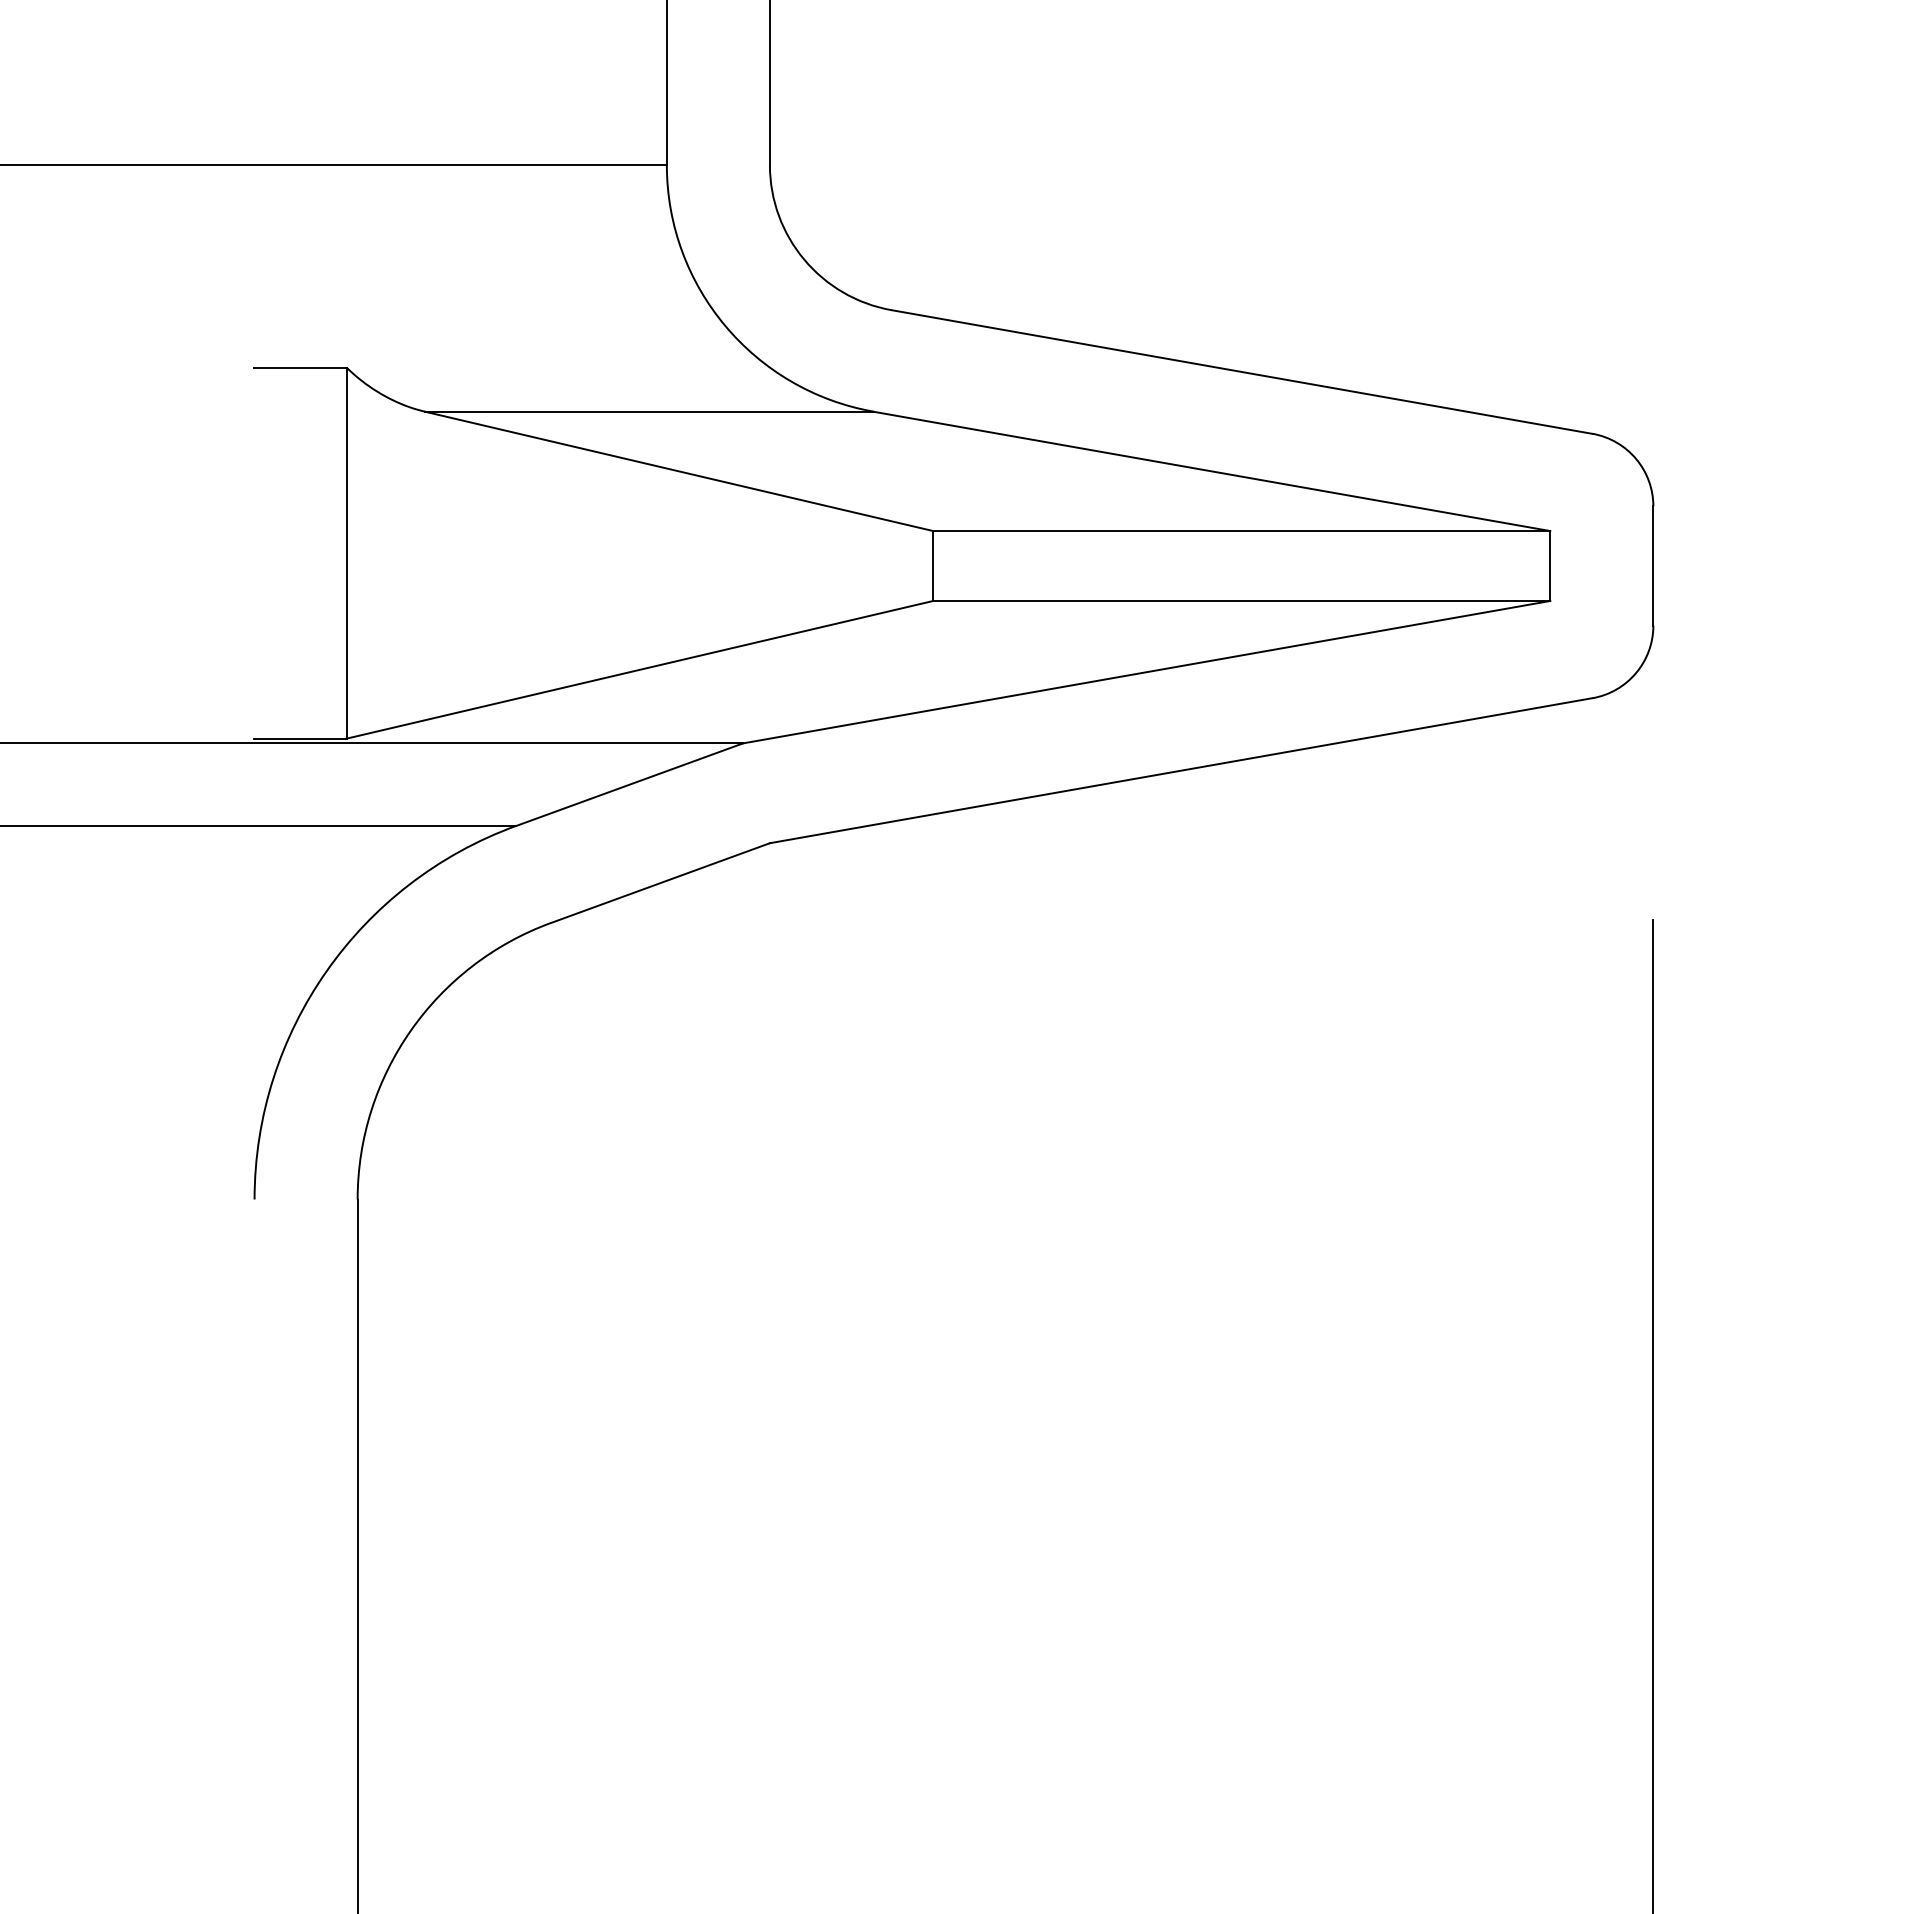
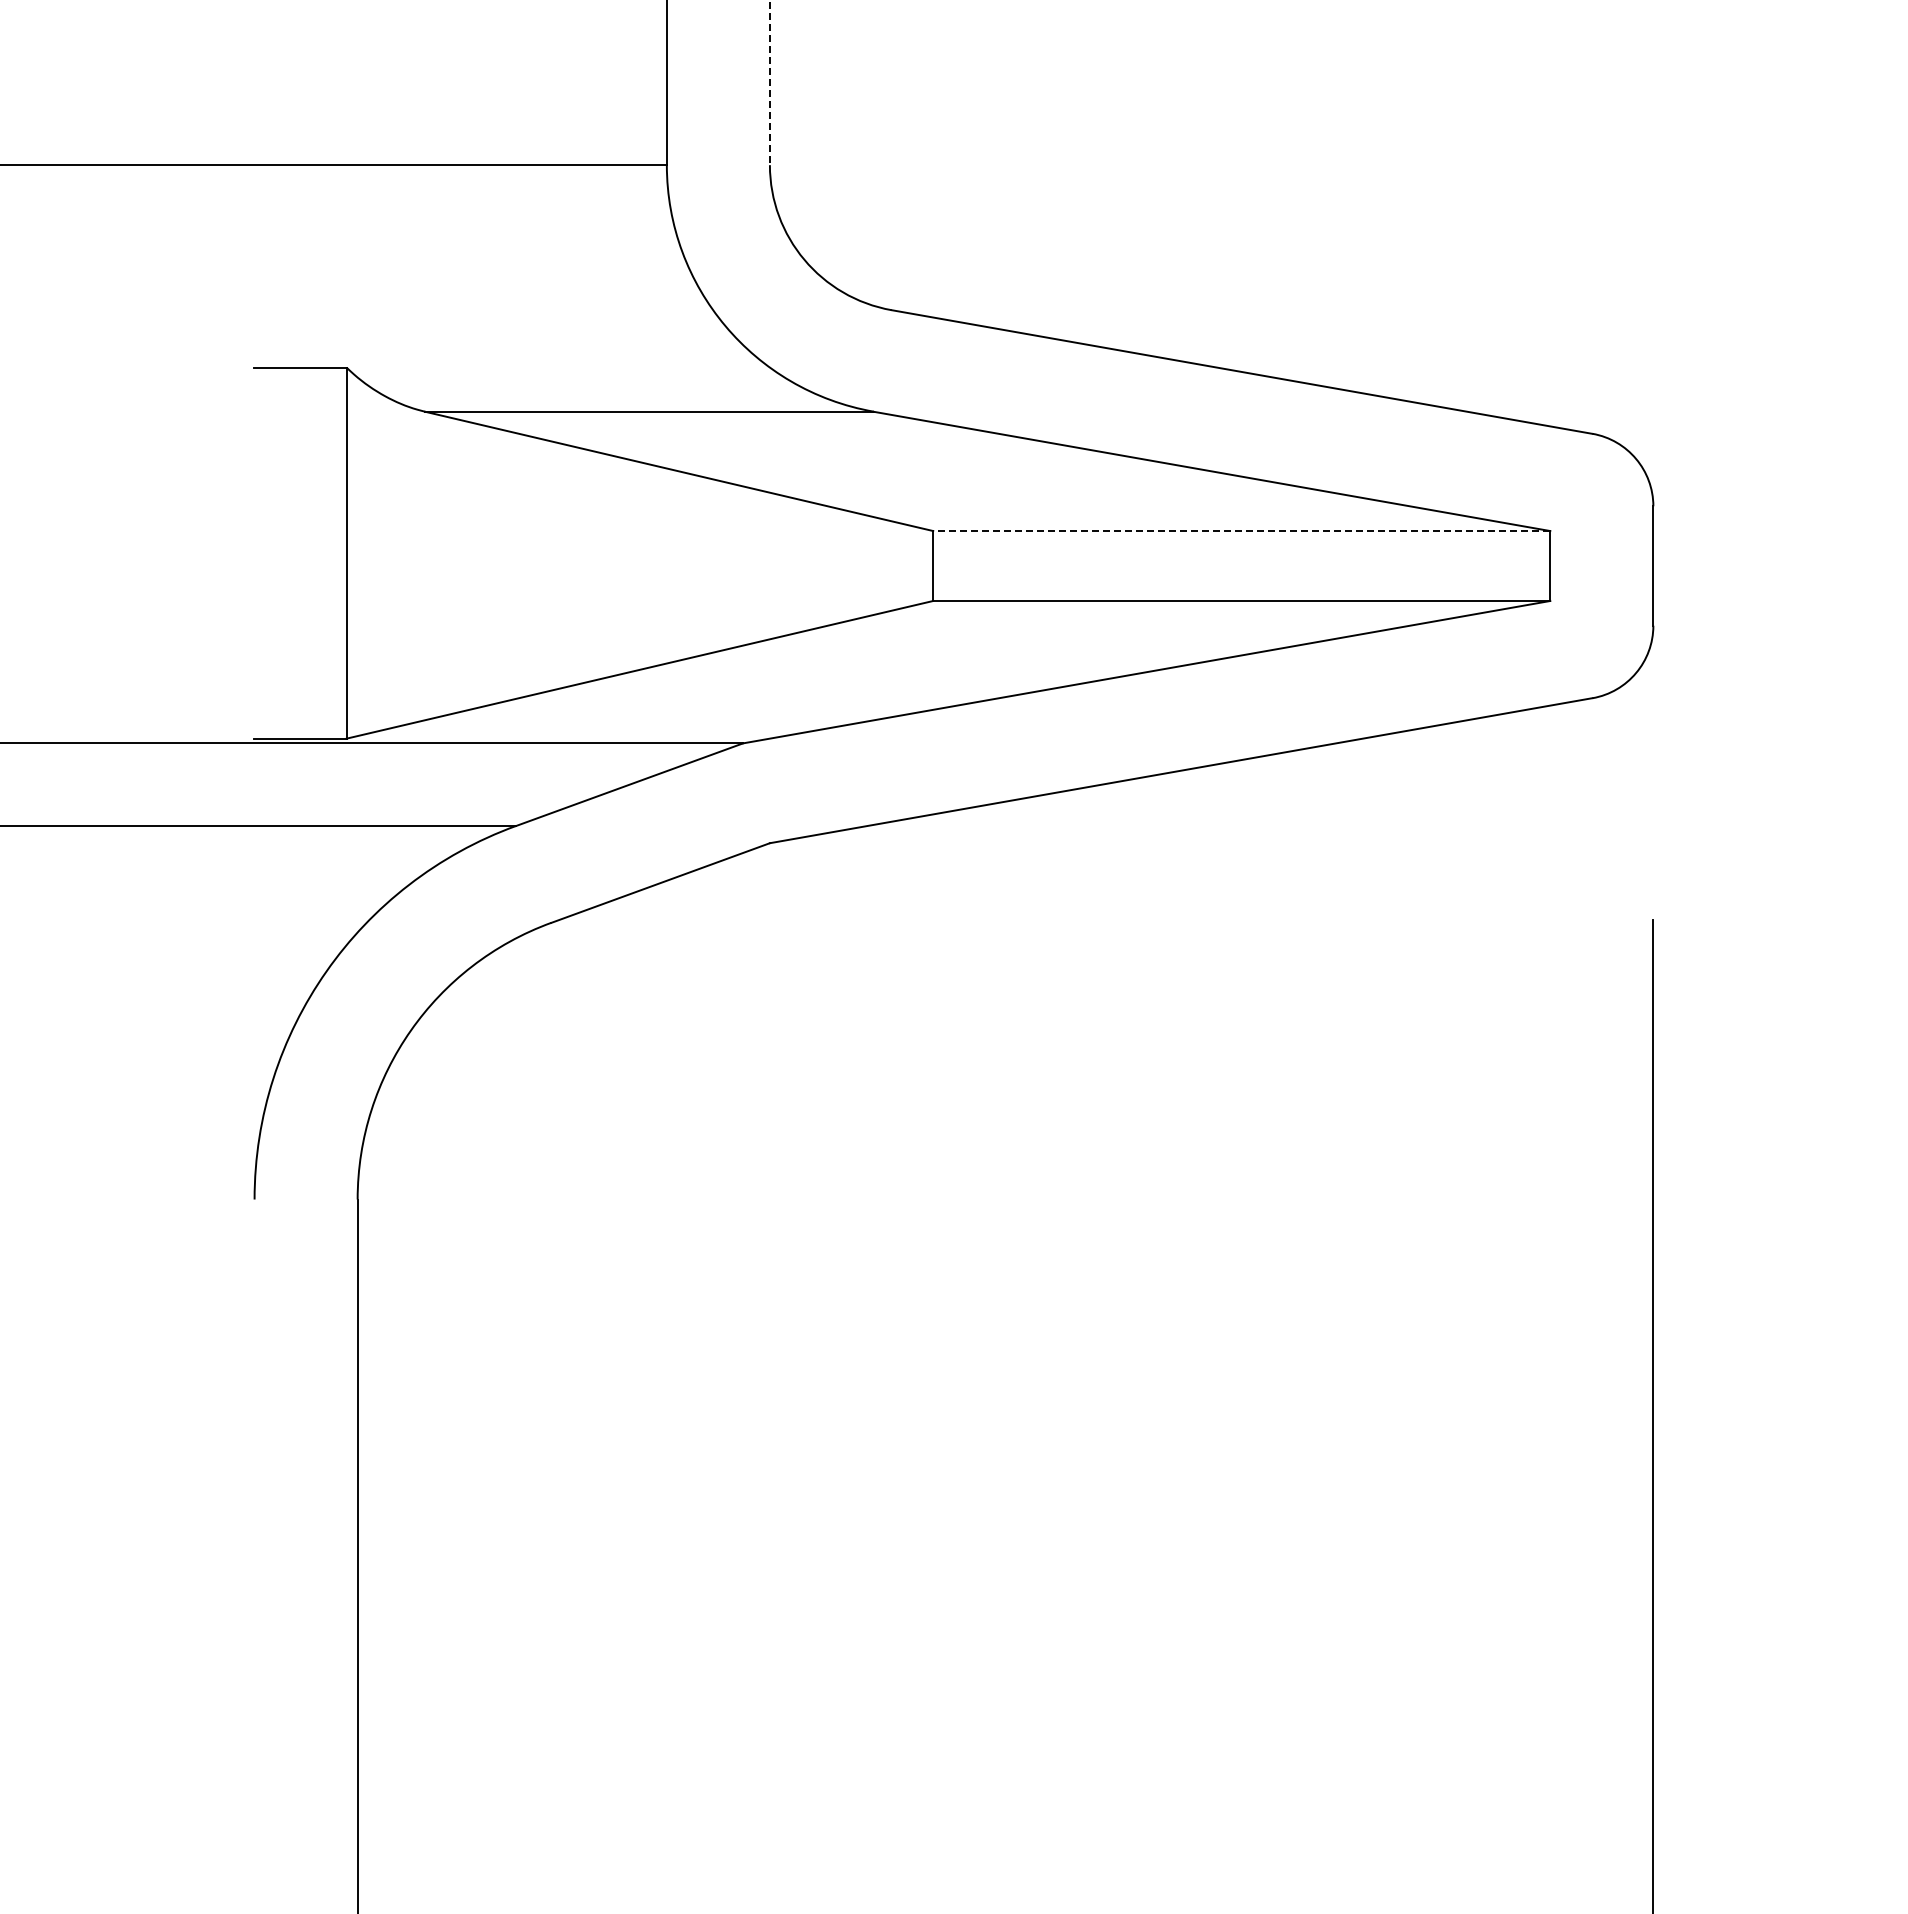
line: solid -> dashed (769, 83)
line: solid -> dashed (1241, 531)
